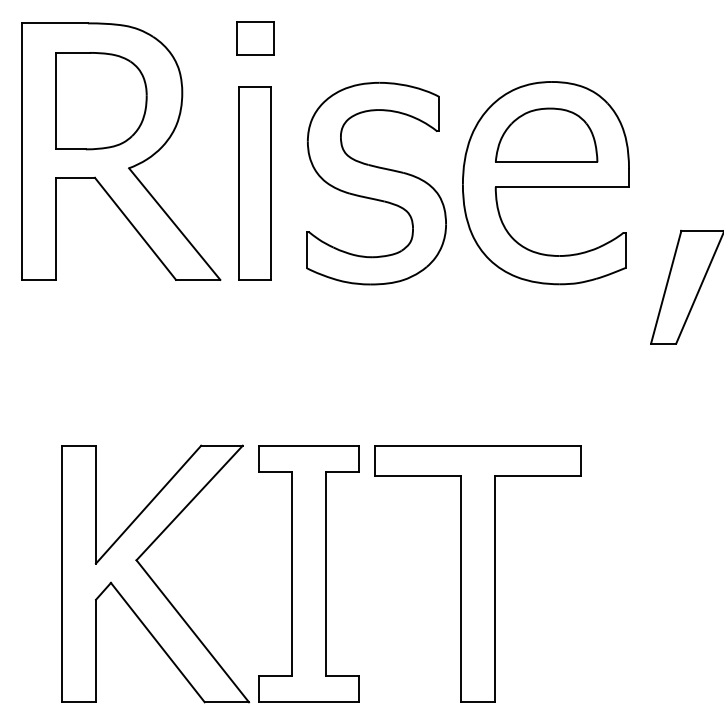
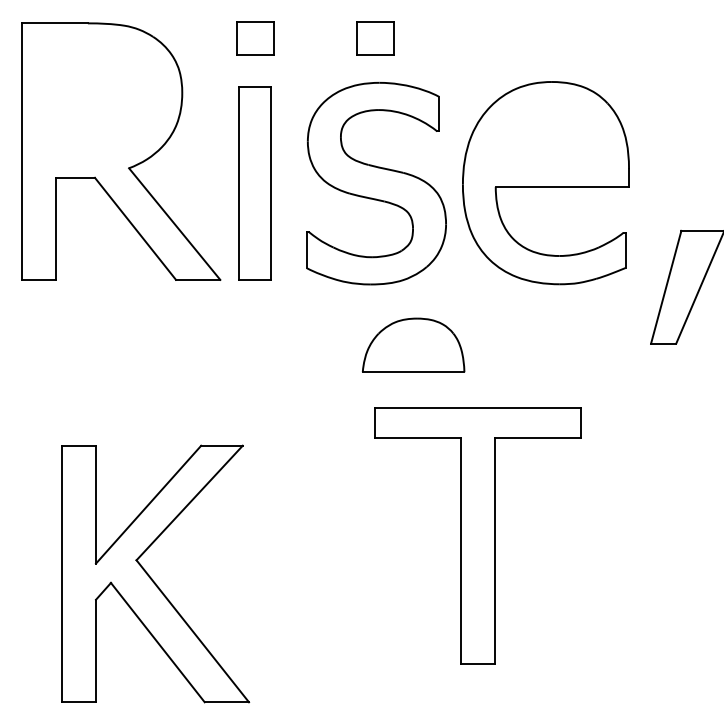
part: none -> present (375, 38)
part: present -> none (101, 101)
part position: (546, 134) -> (413, 344) (413, 344)
part: present -> none (308, 573)
part position: (477, 573) -> (477, 535) (477, 535)
